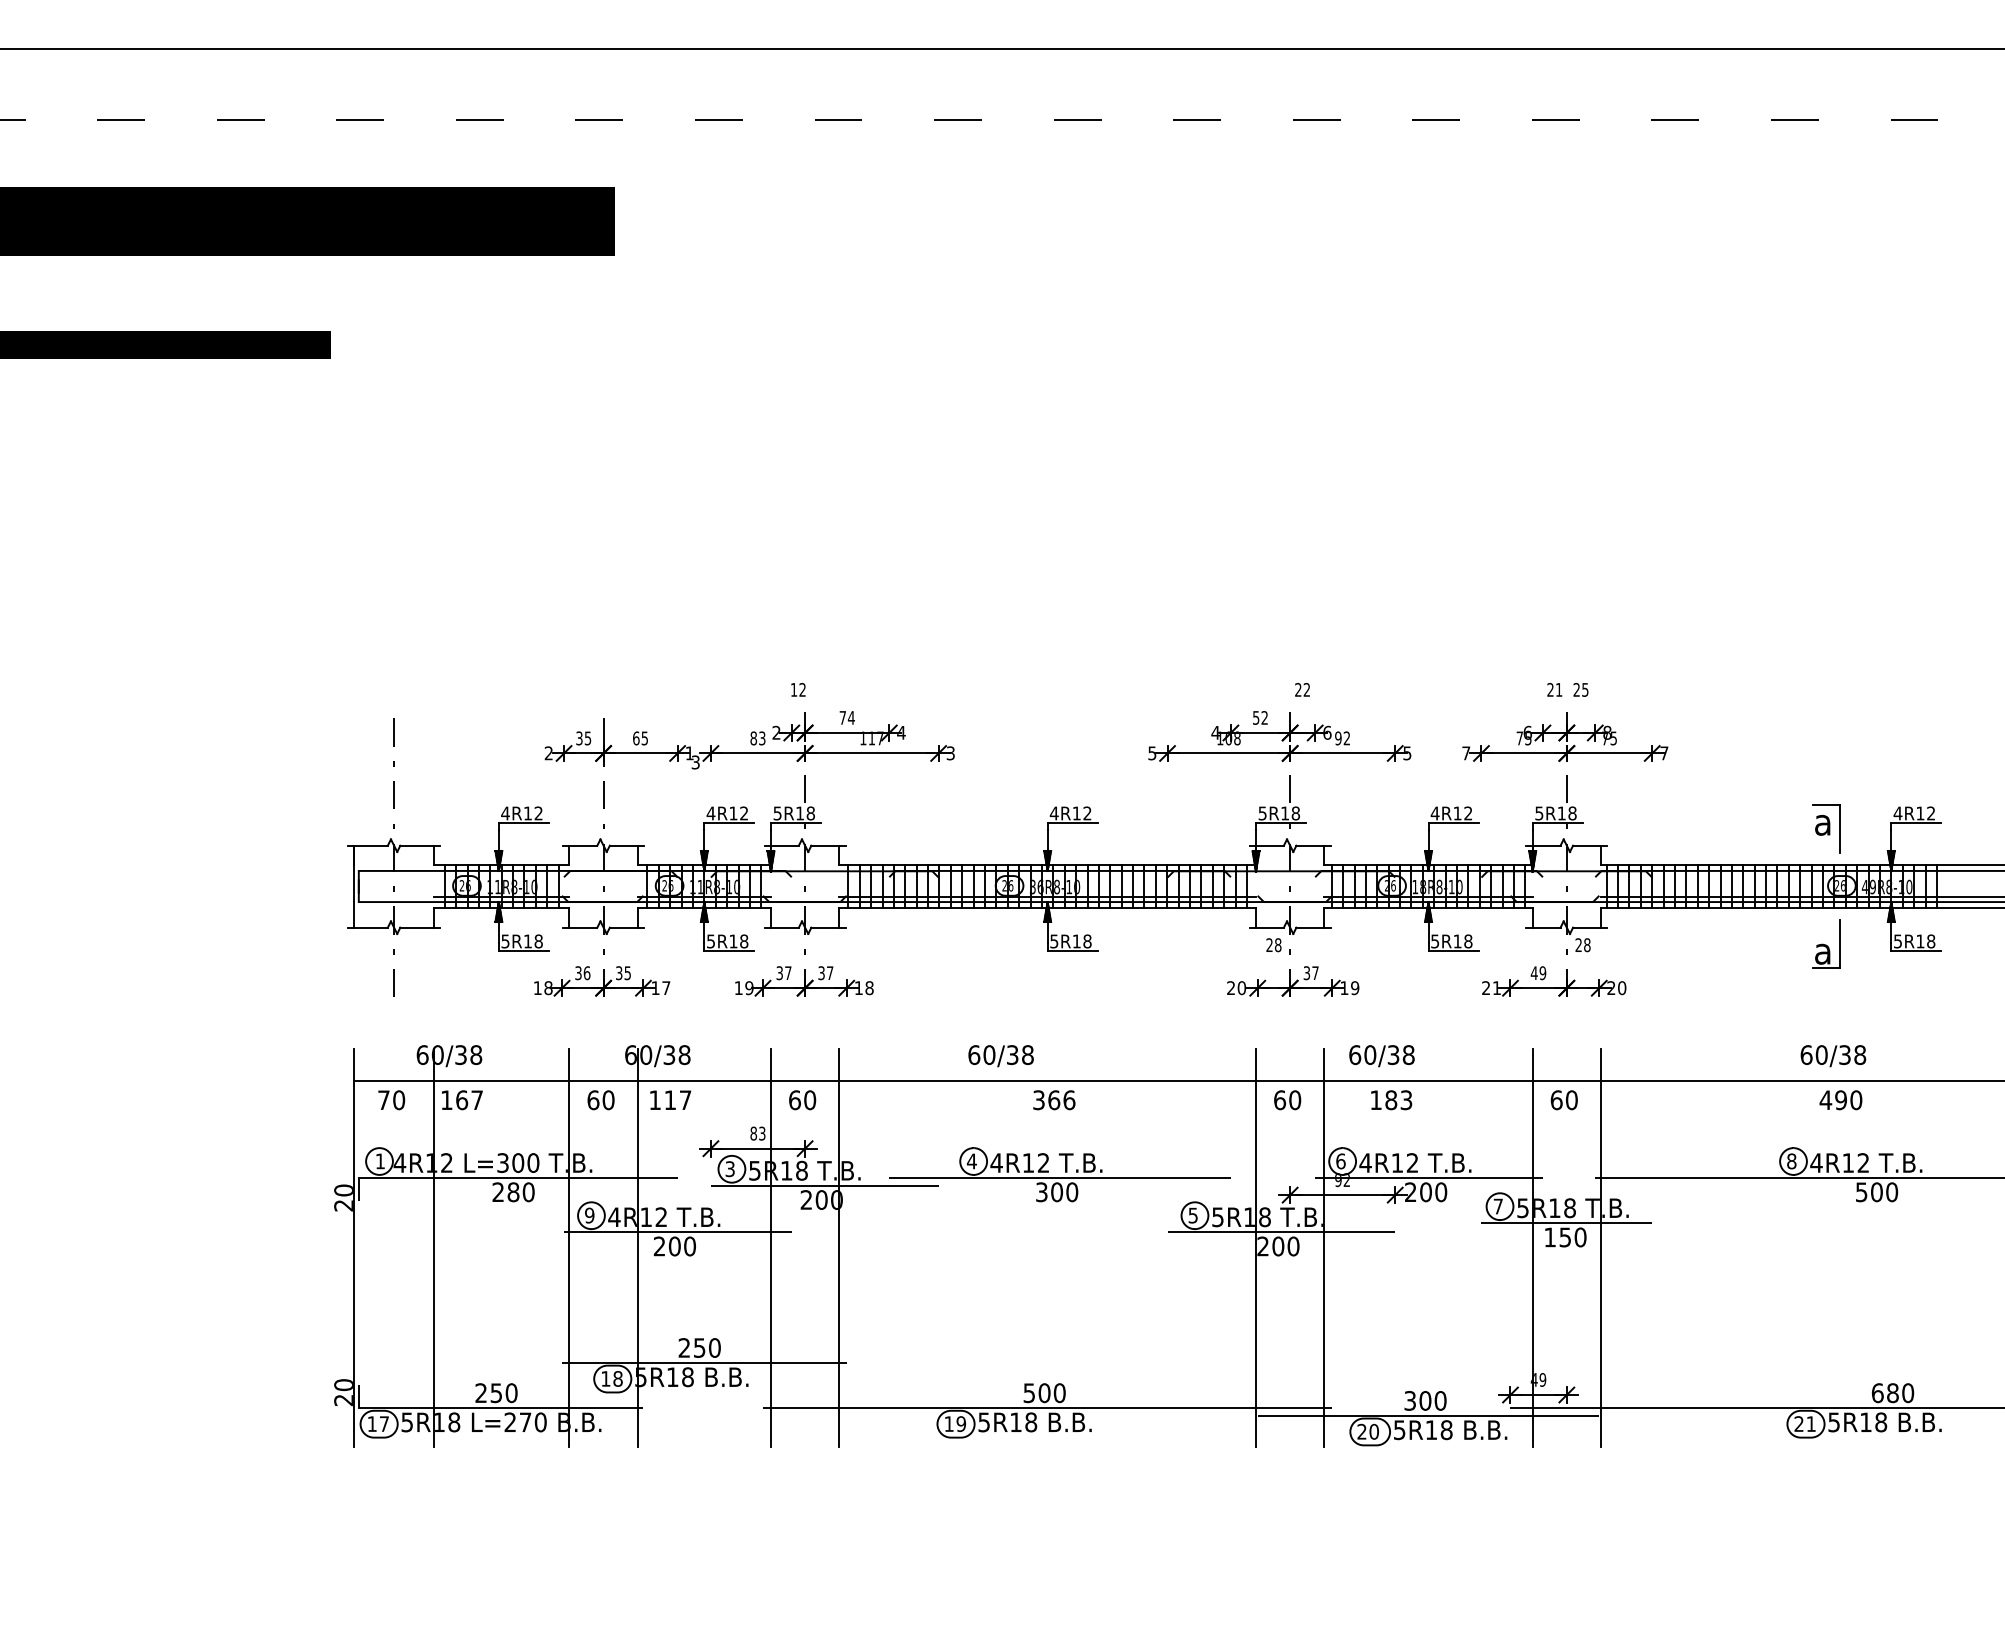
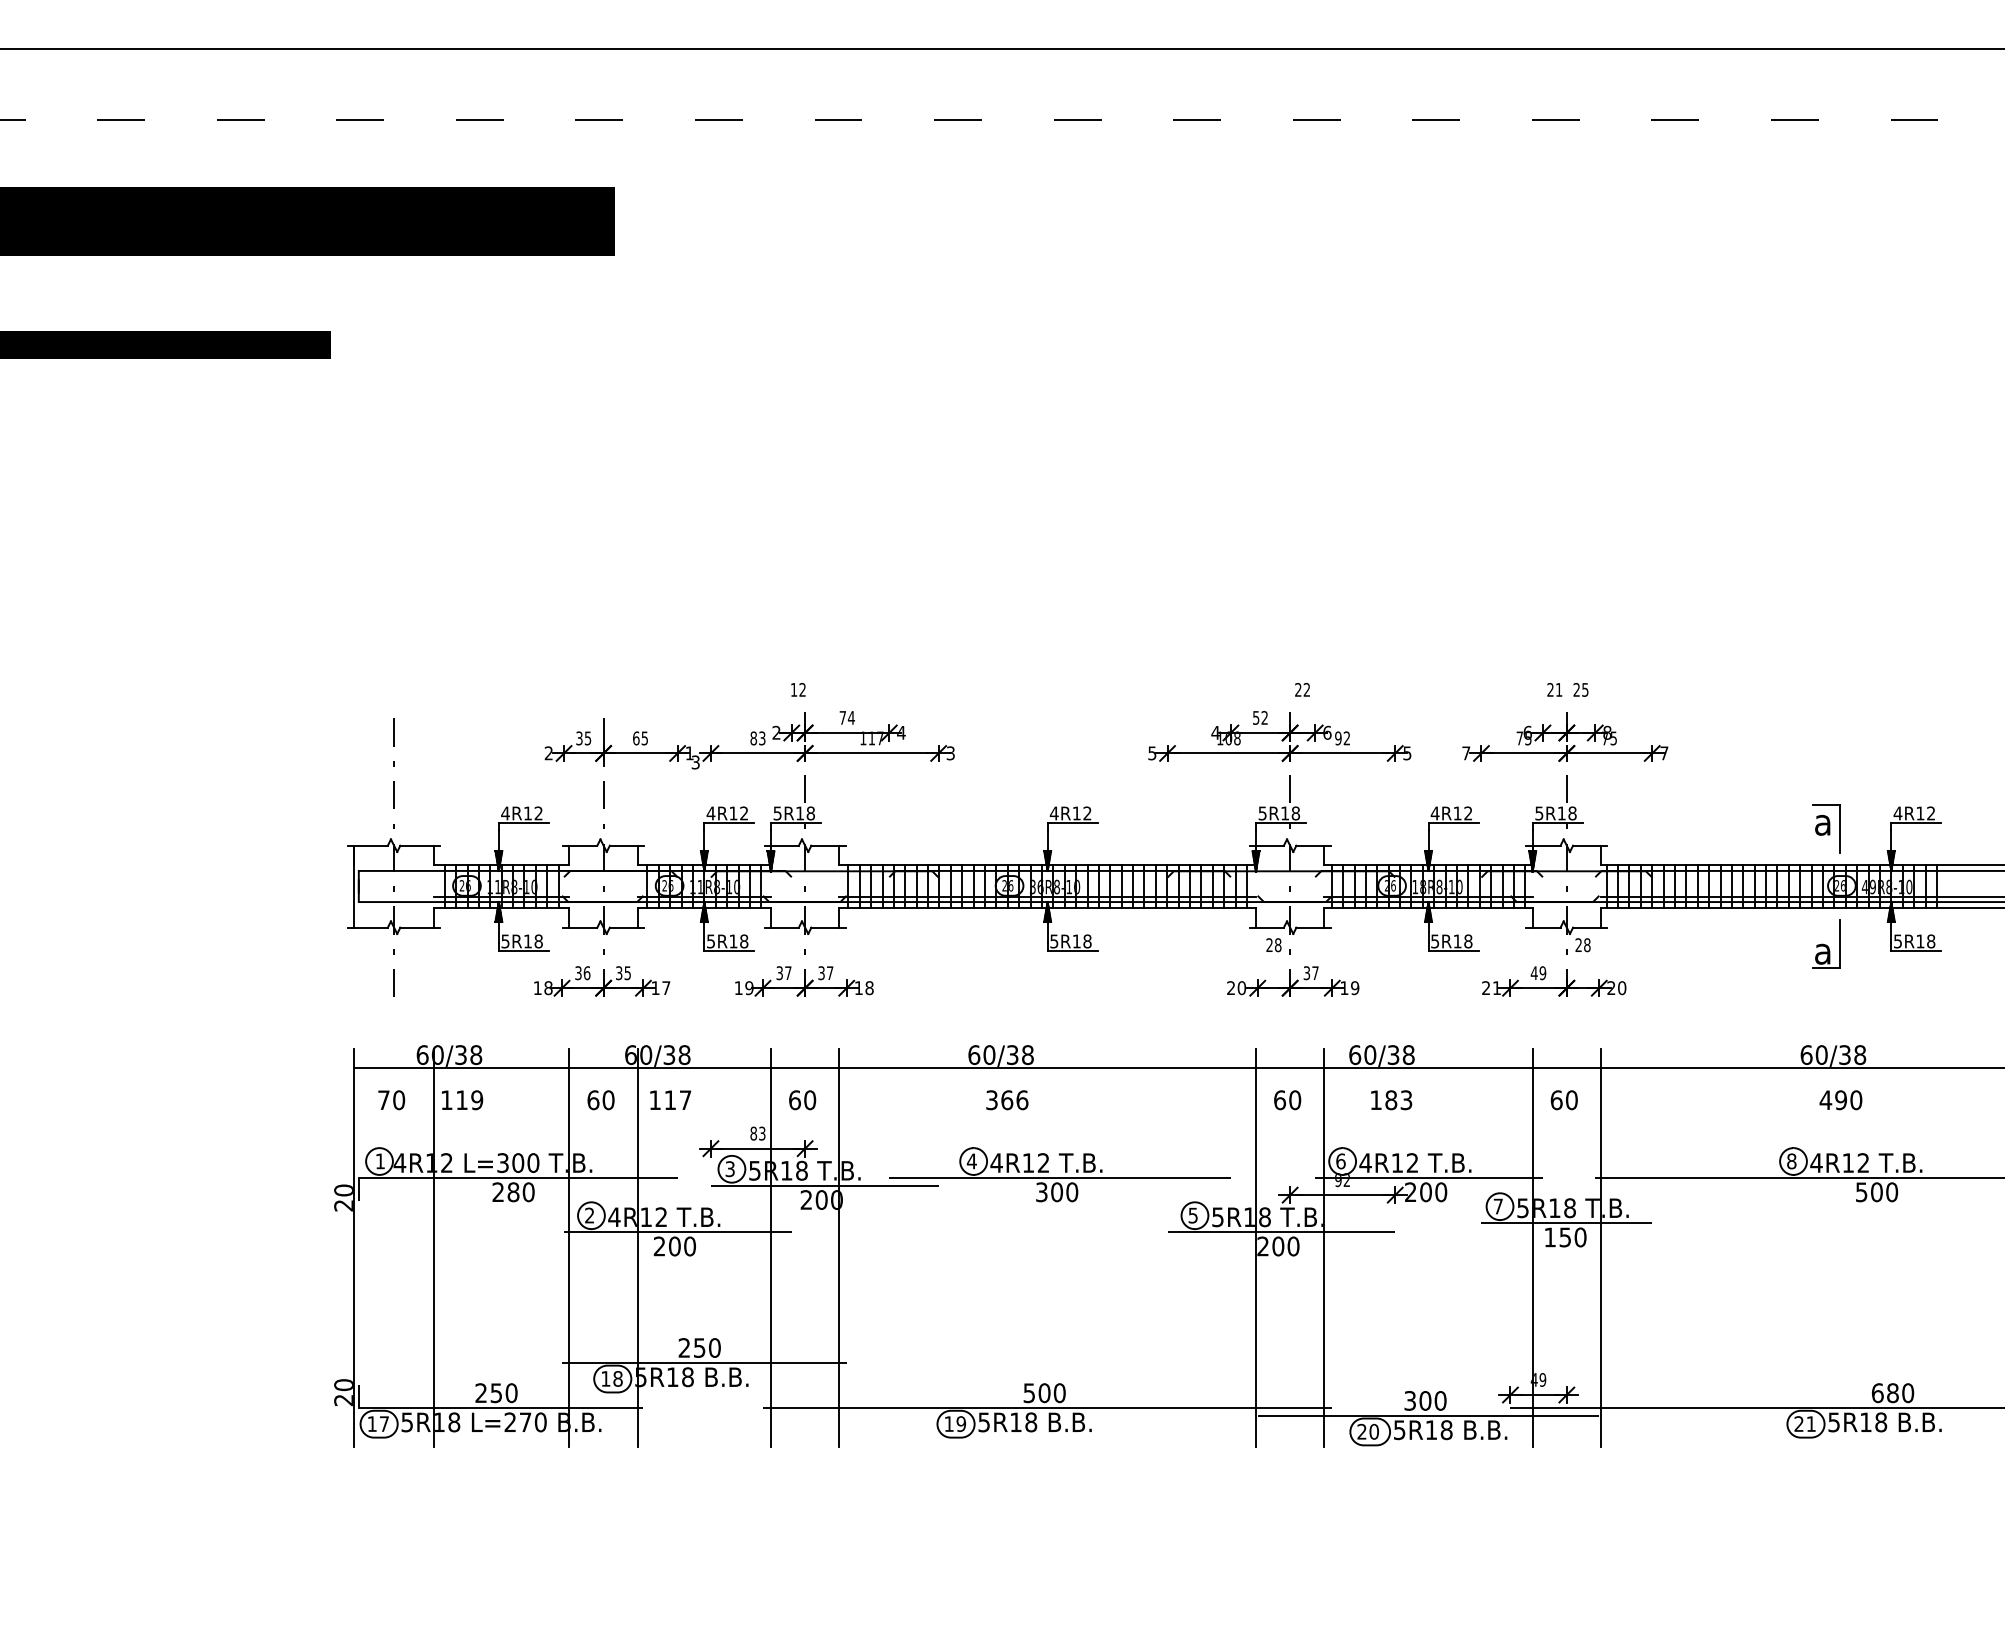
line position: (1177, 1081) -> (1177, 1068) (1177, 1068)
text: 167 -> 119 (469, 1100)
text position: (1054, 1100) -> (1007, 1100) (1007, 1100)
text: 9 -> 2 (589, 1215)
